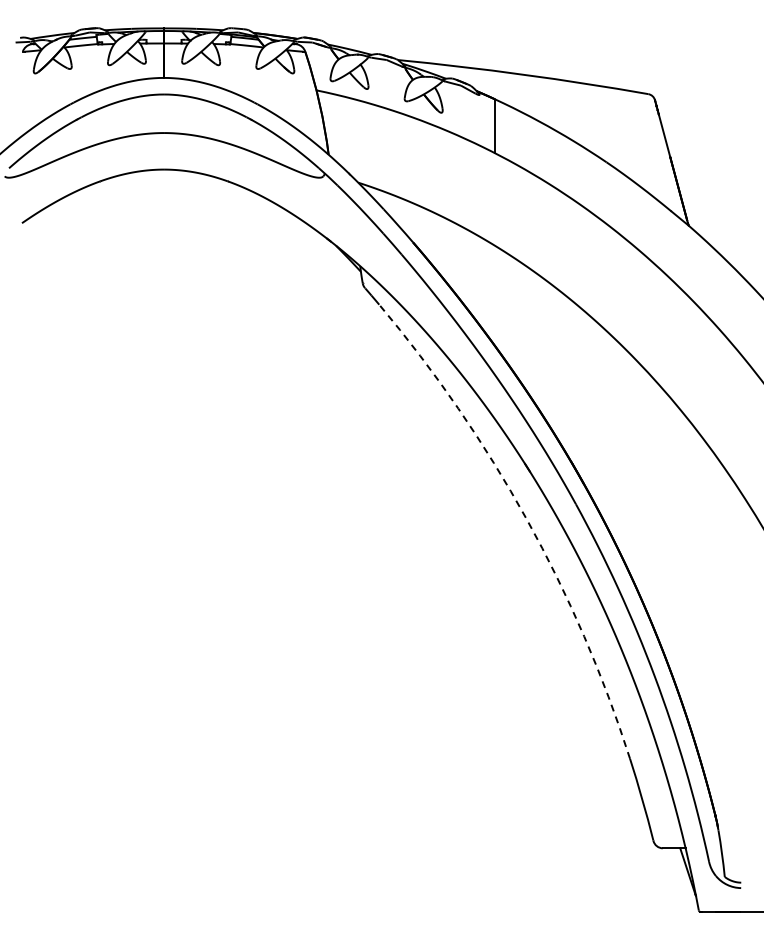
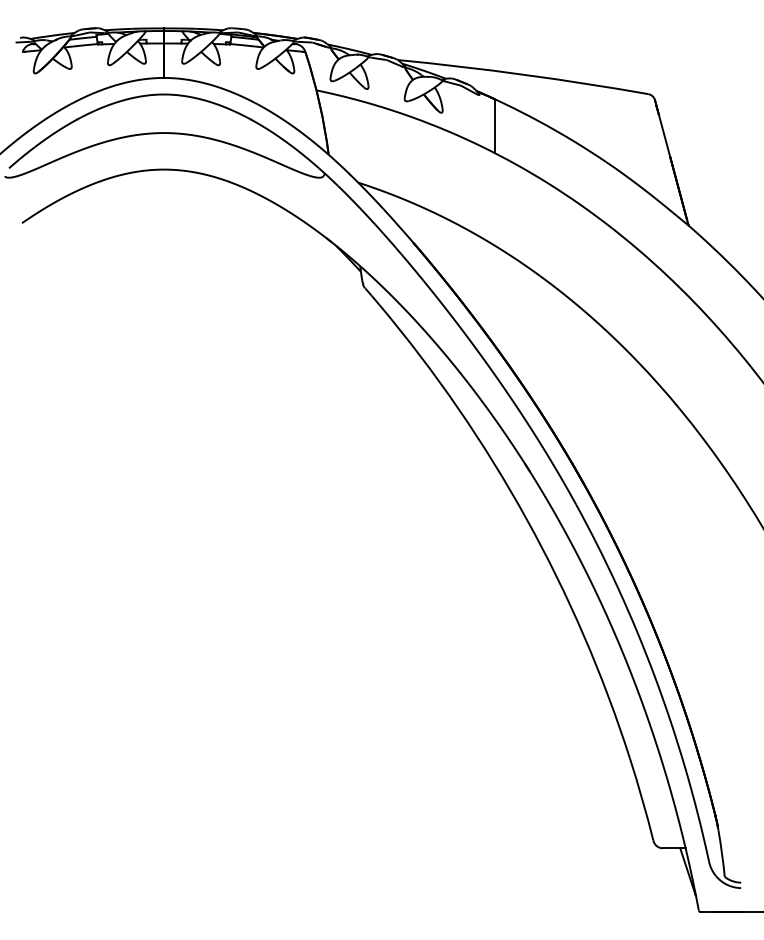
arc: dashed -> solid (526, 519)
